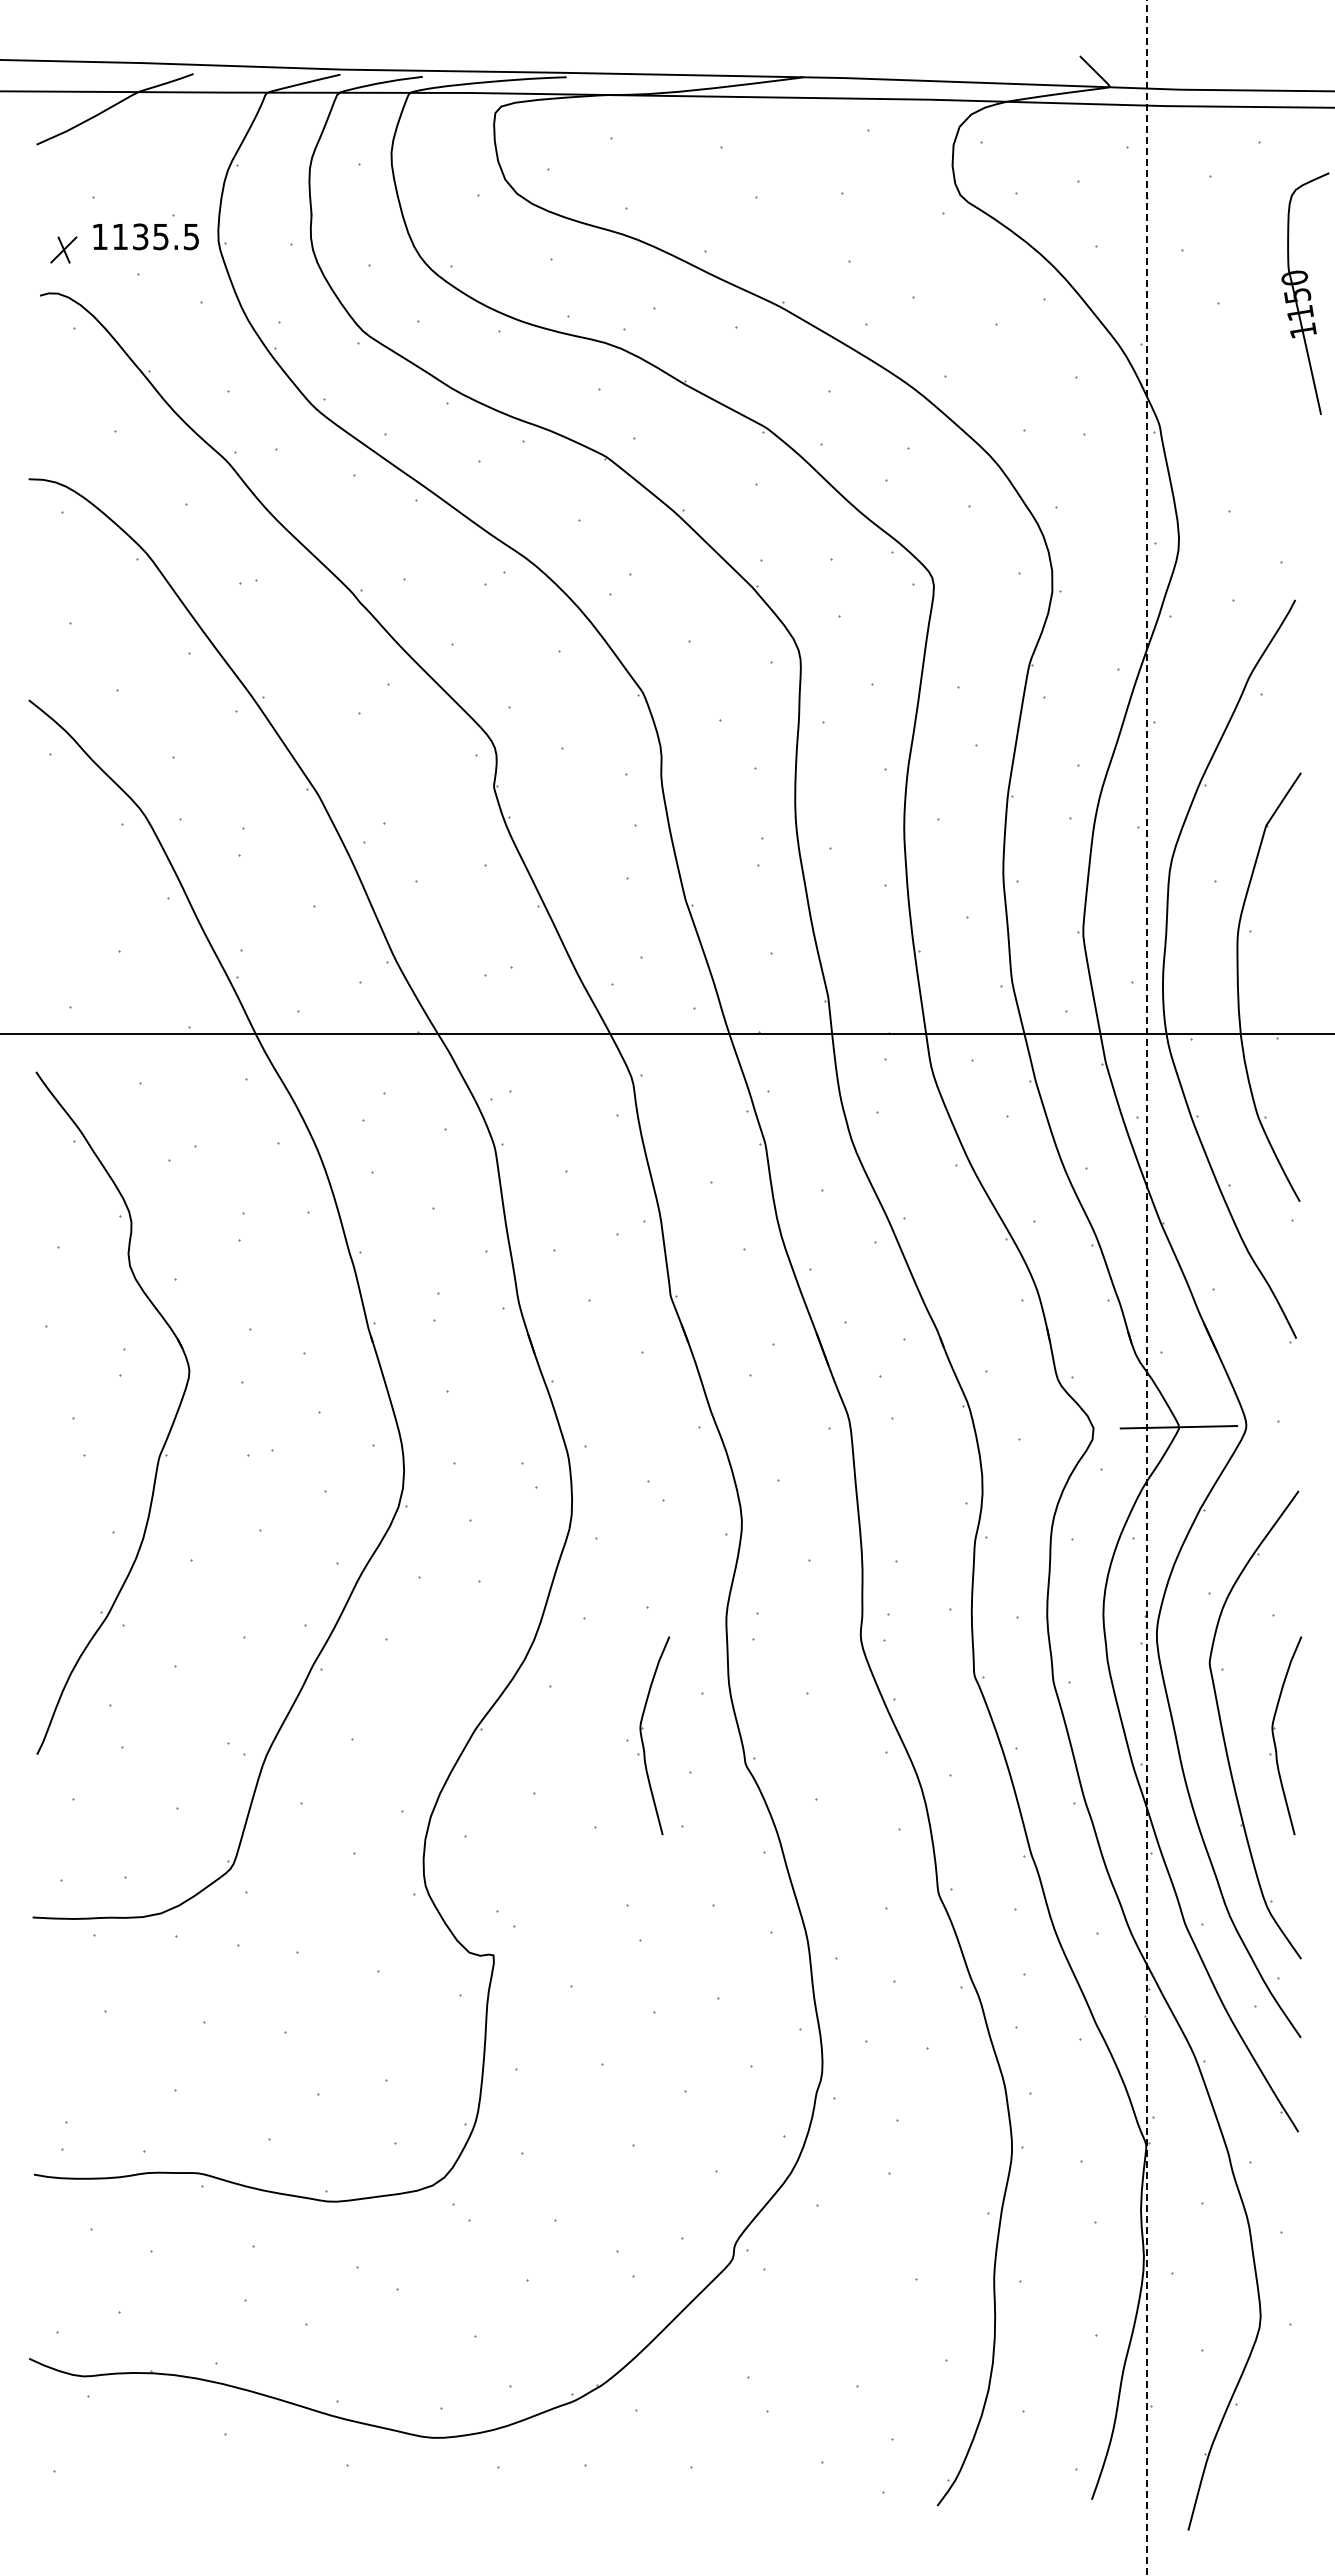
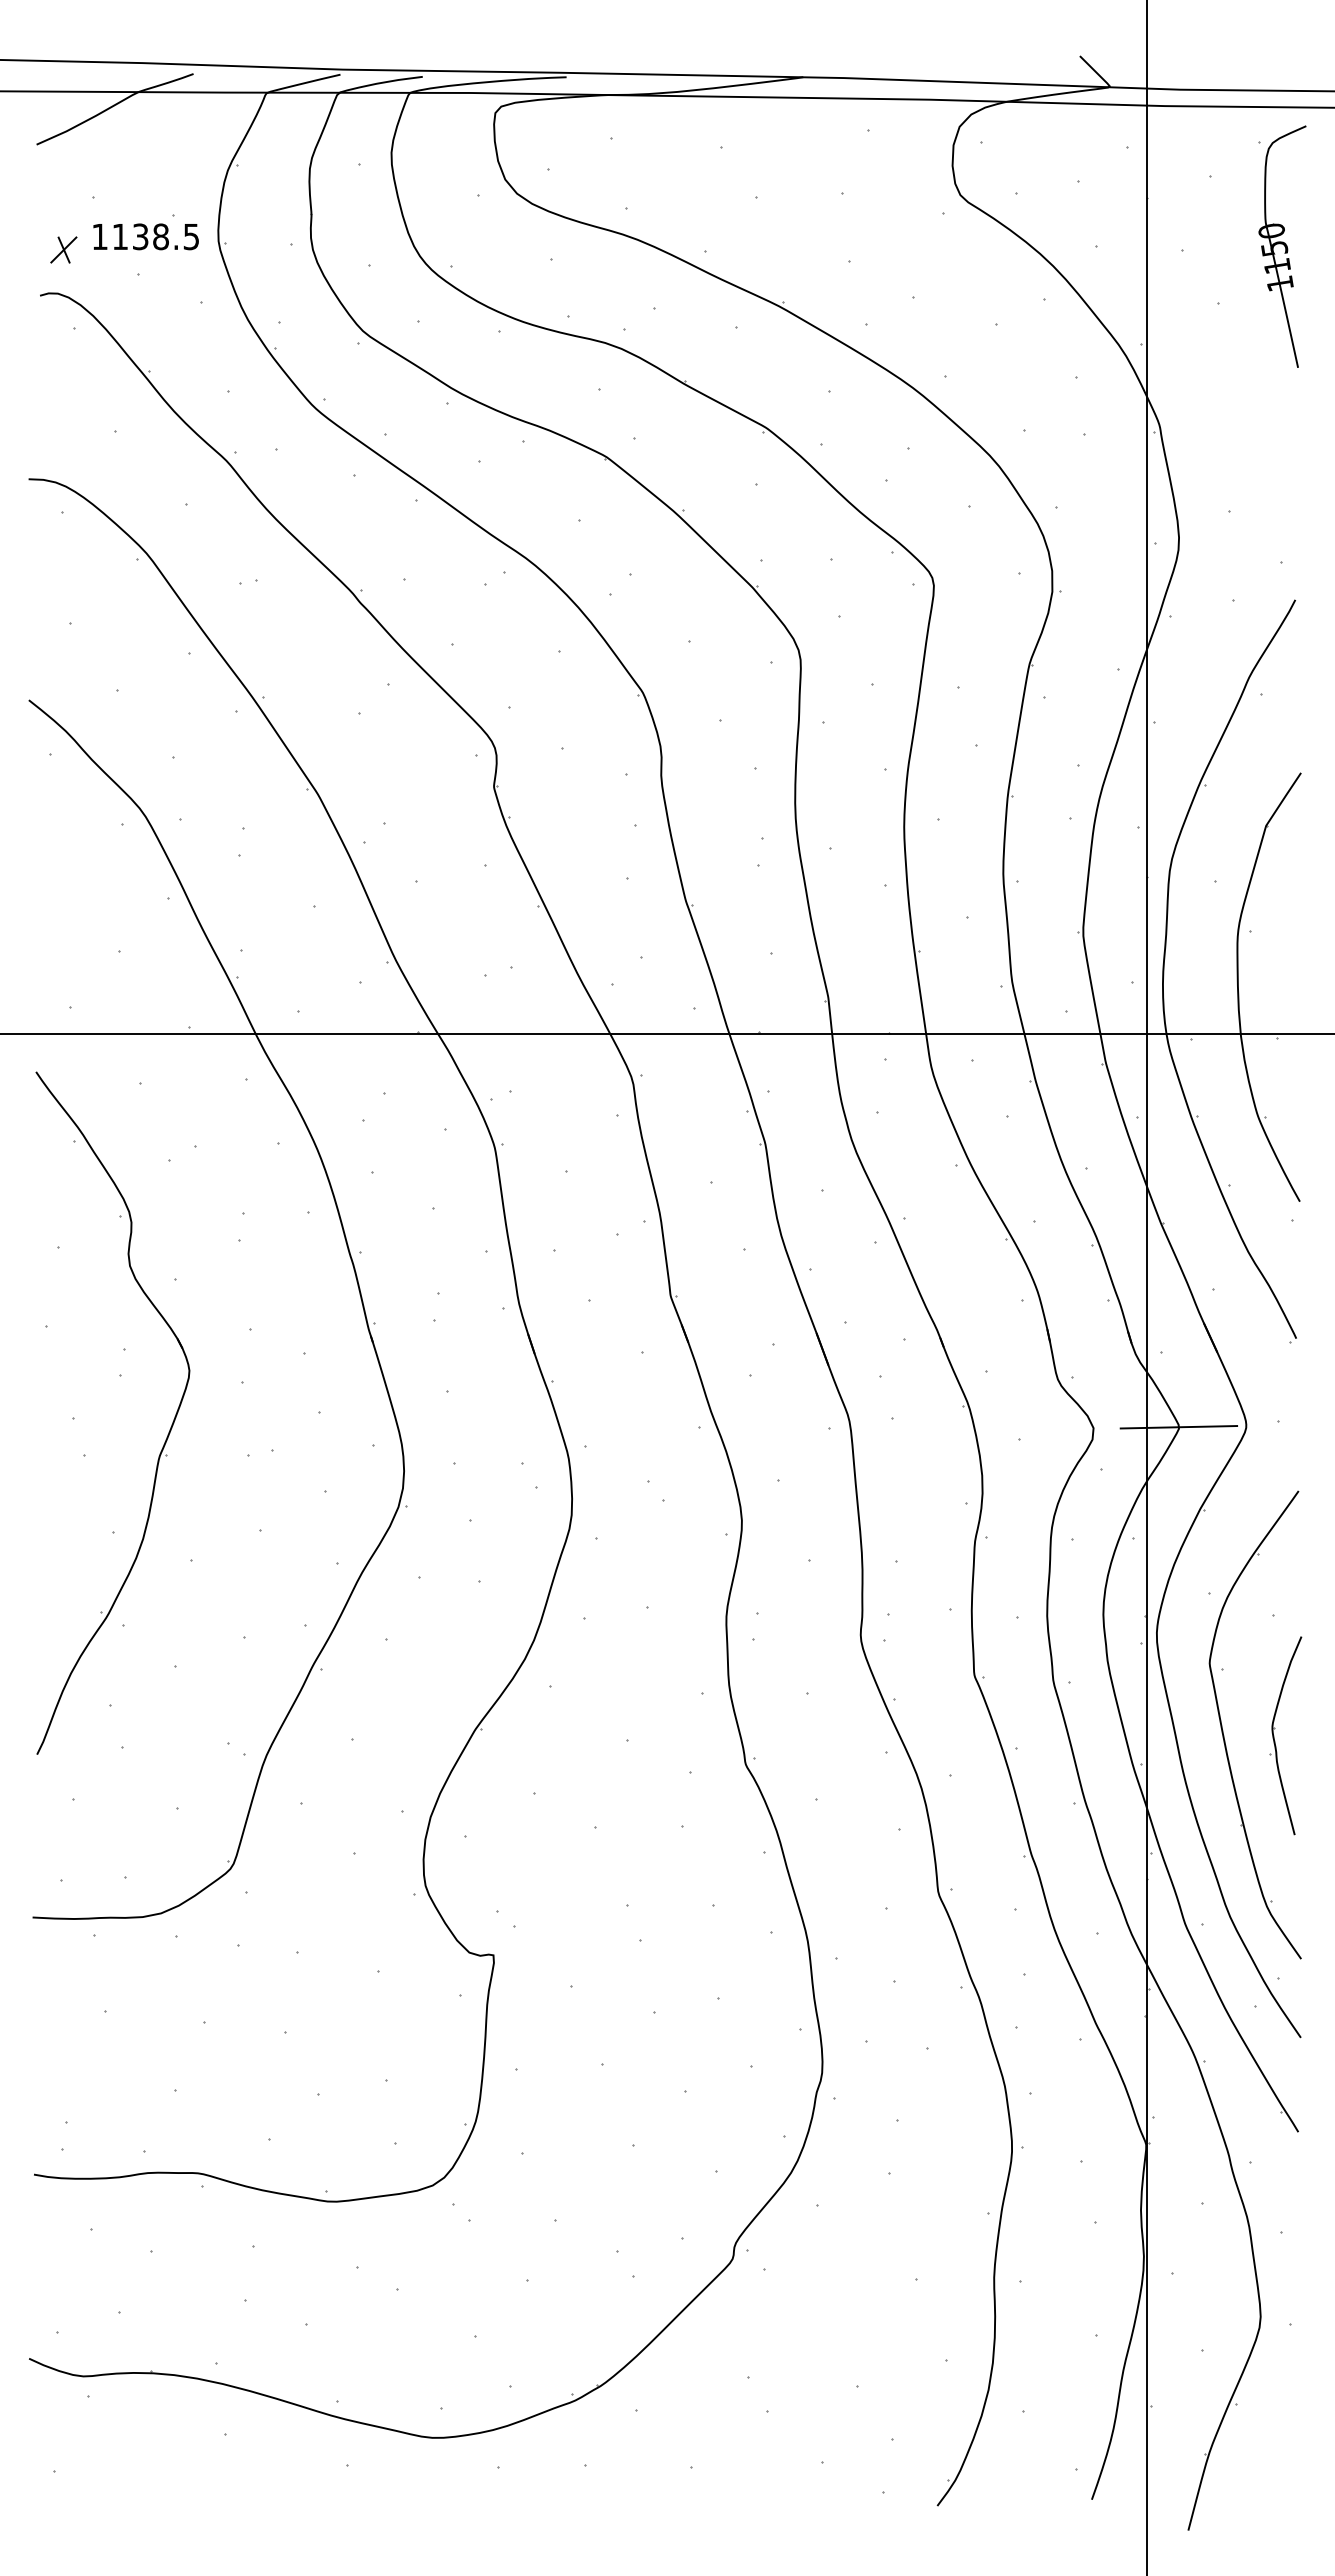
text: 1135.5 -> 1138.5 (160, 236)
part position: (1305, 293) -> (1282, 246) (1282, 246)
line: dashed -> solid (1147, 1288)
part: present -> none (642, 1735)
